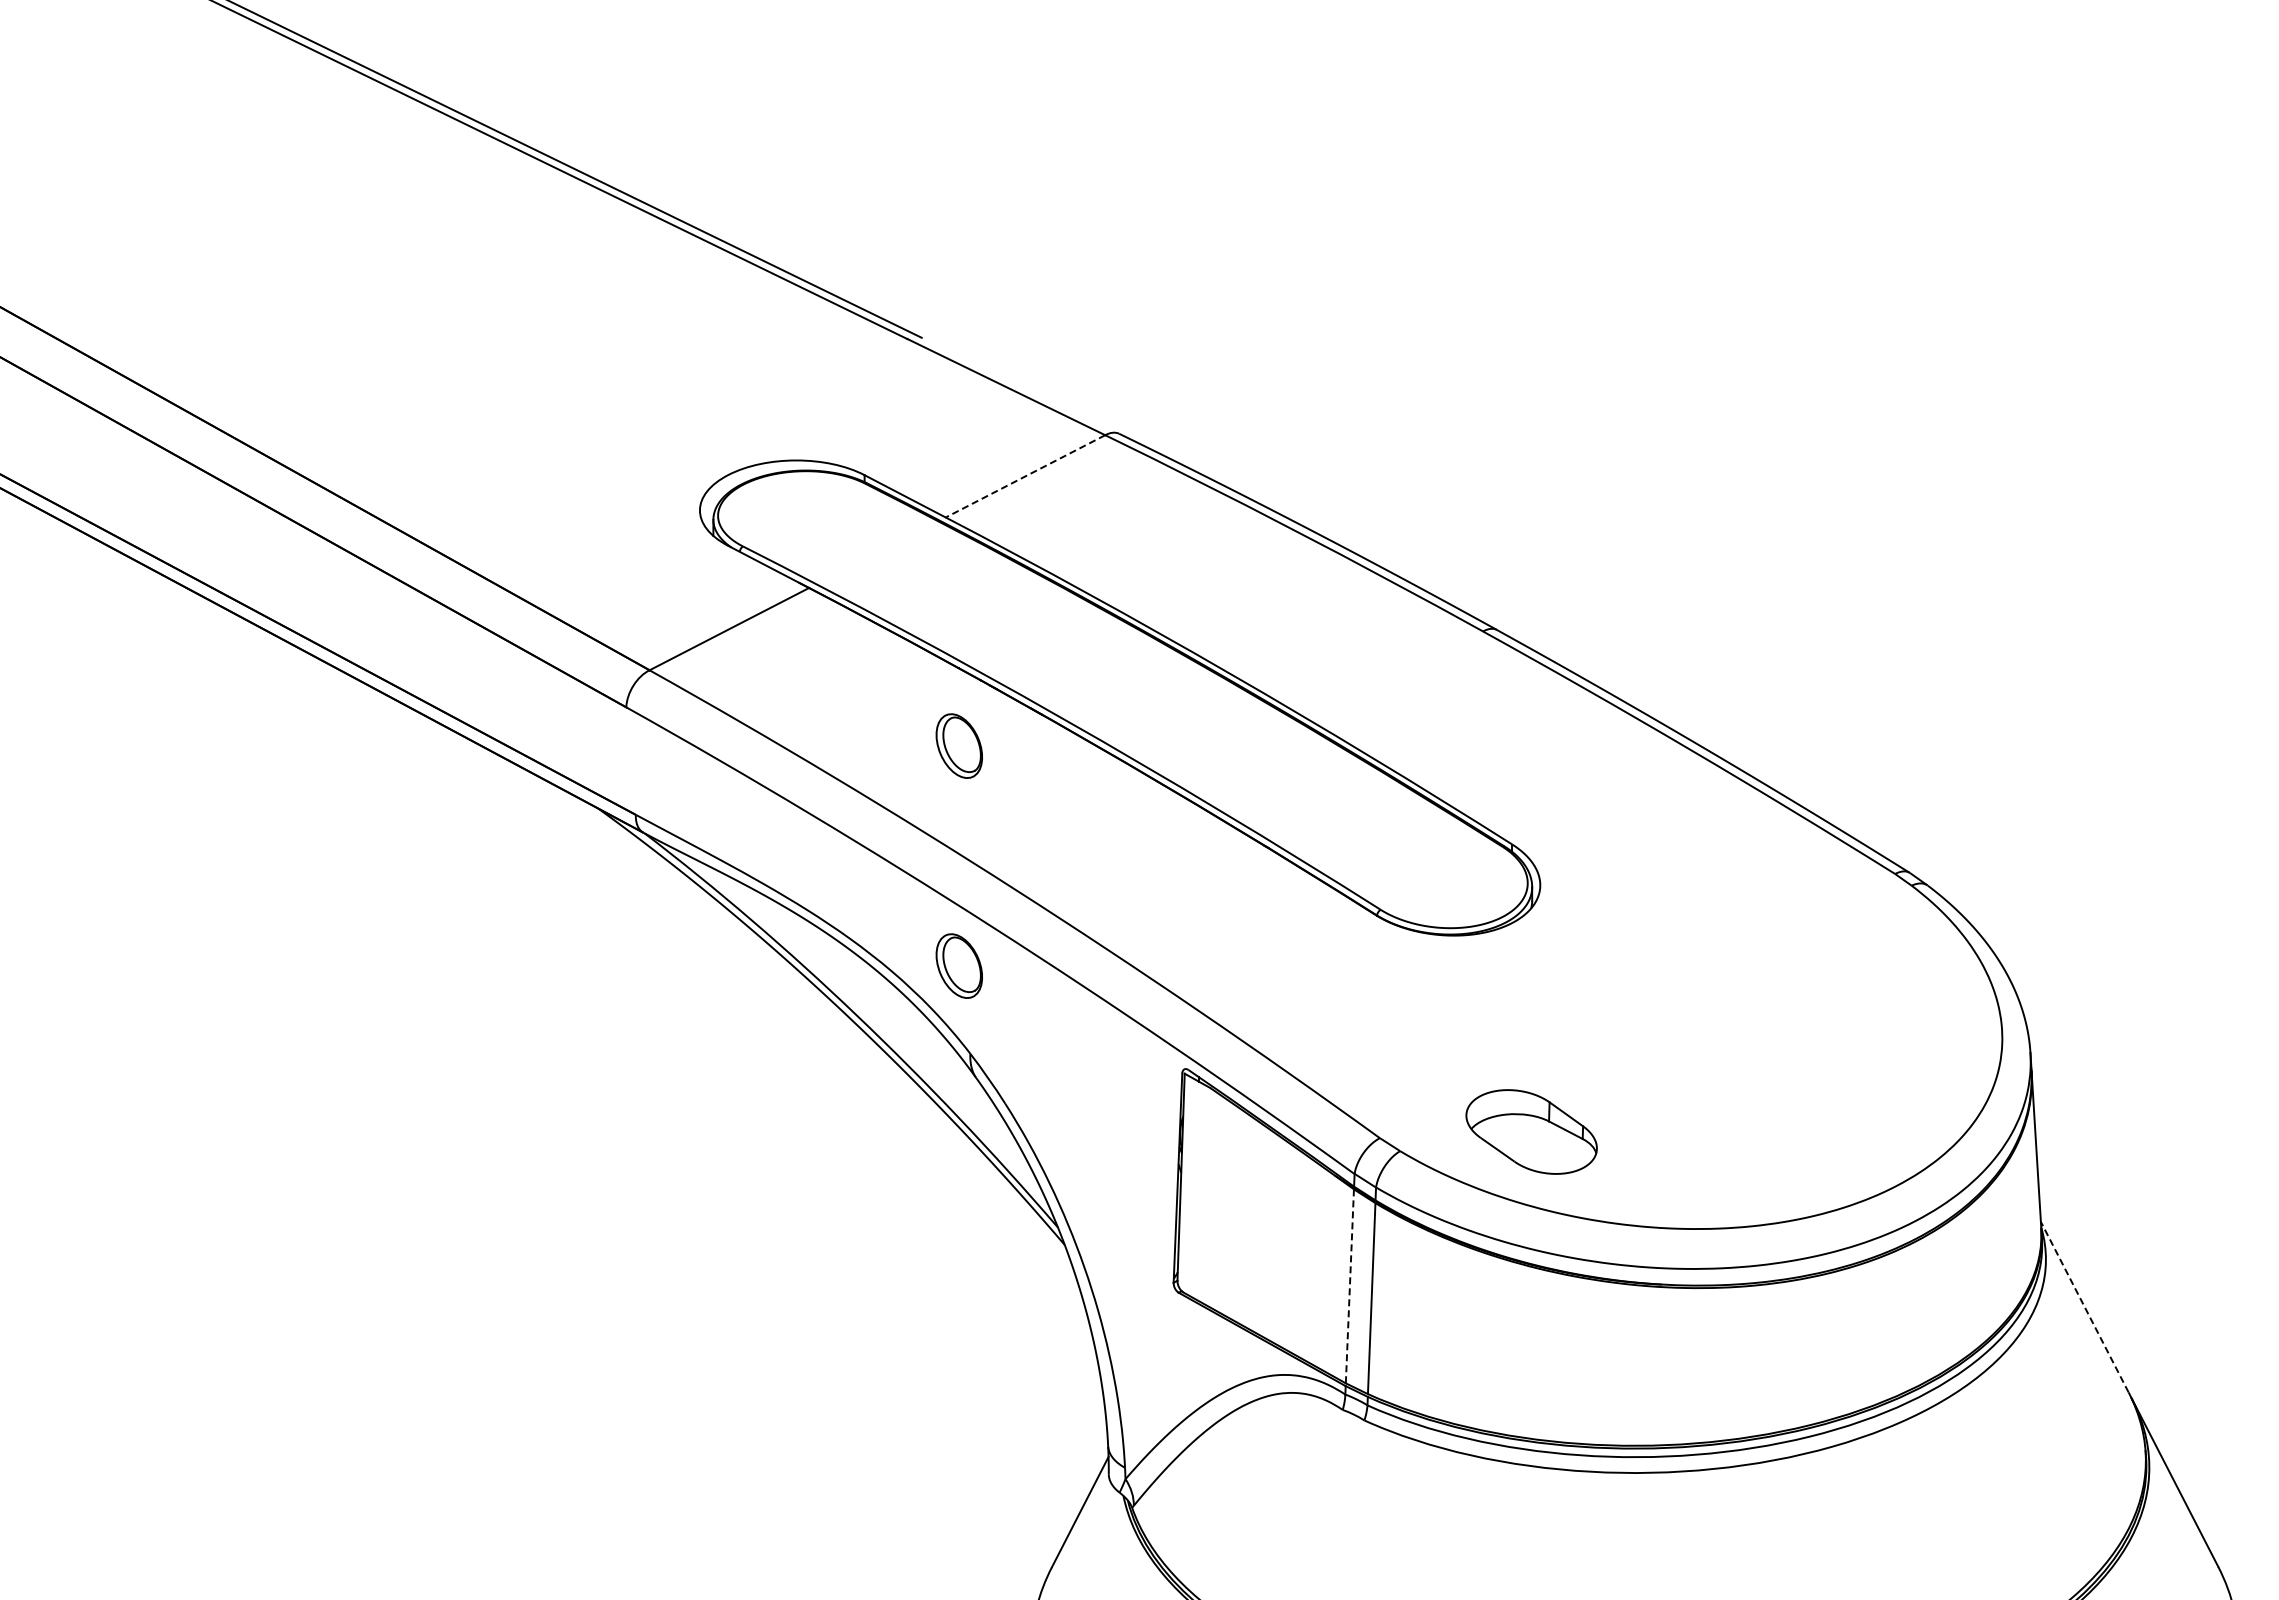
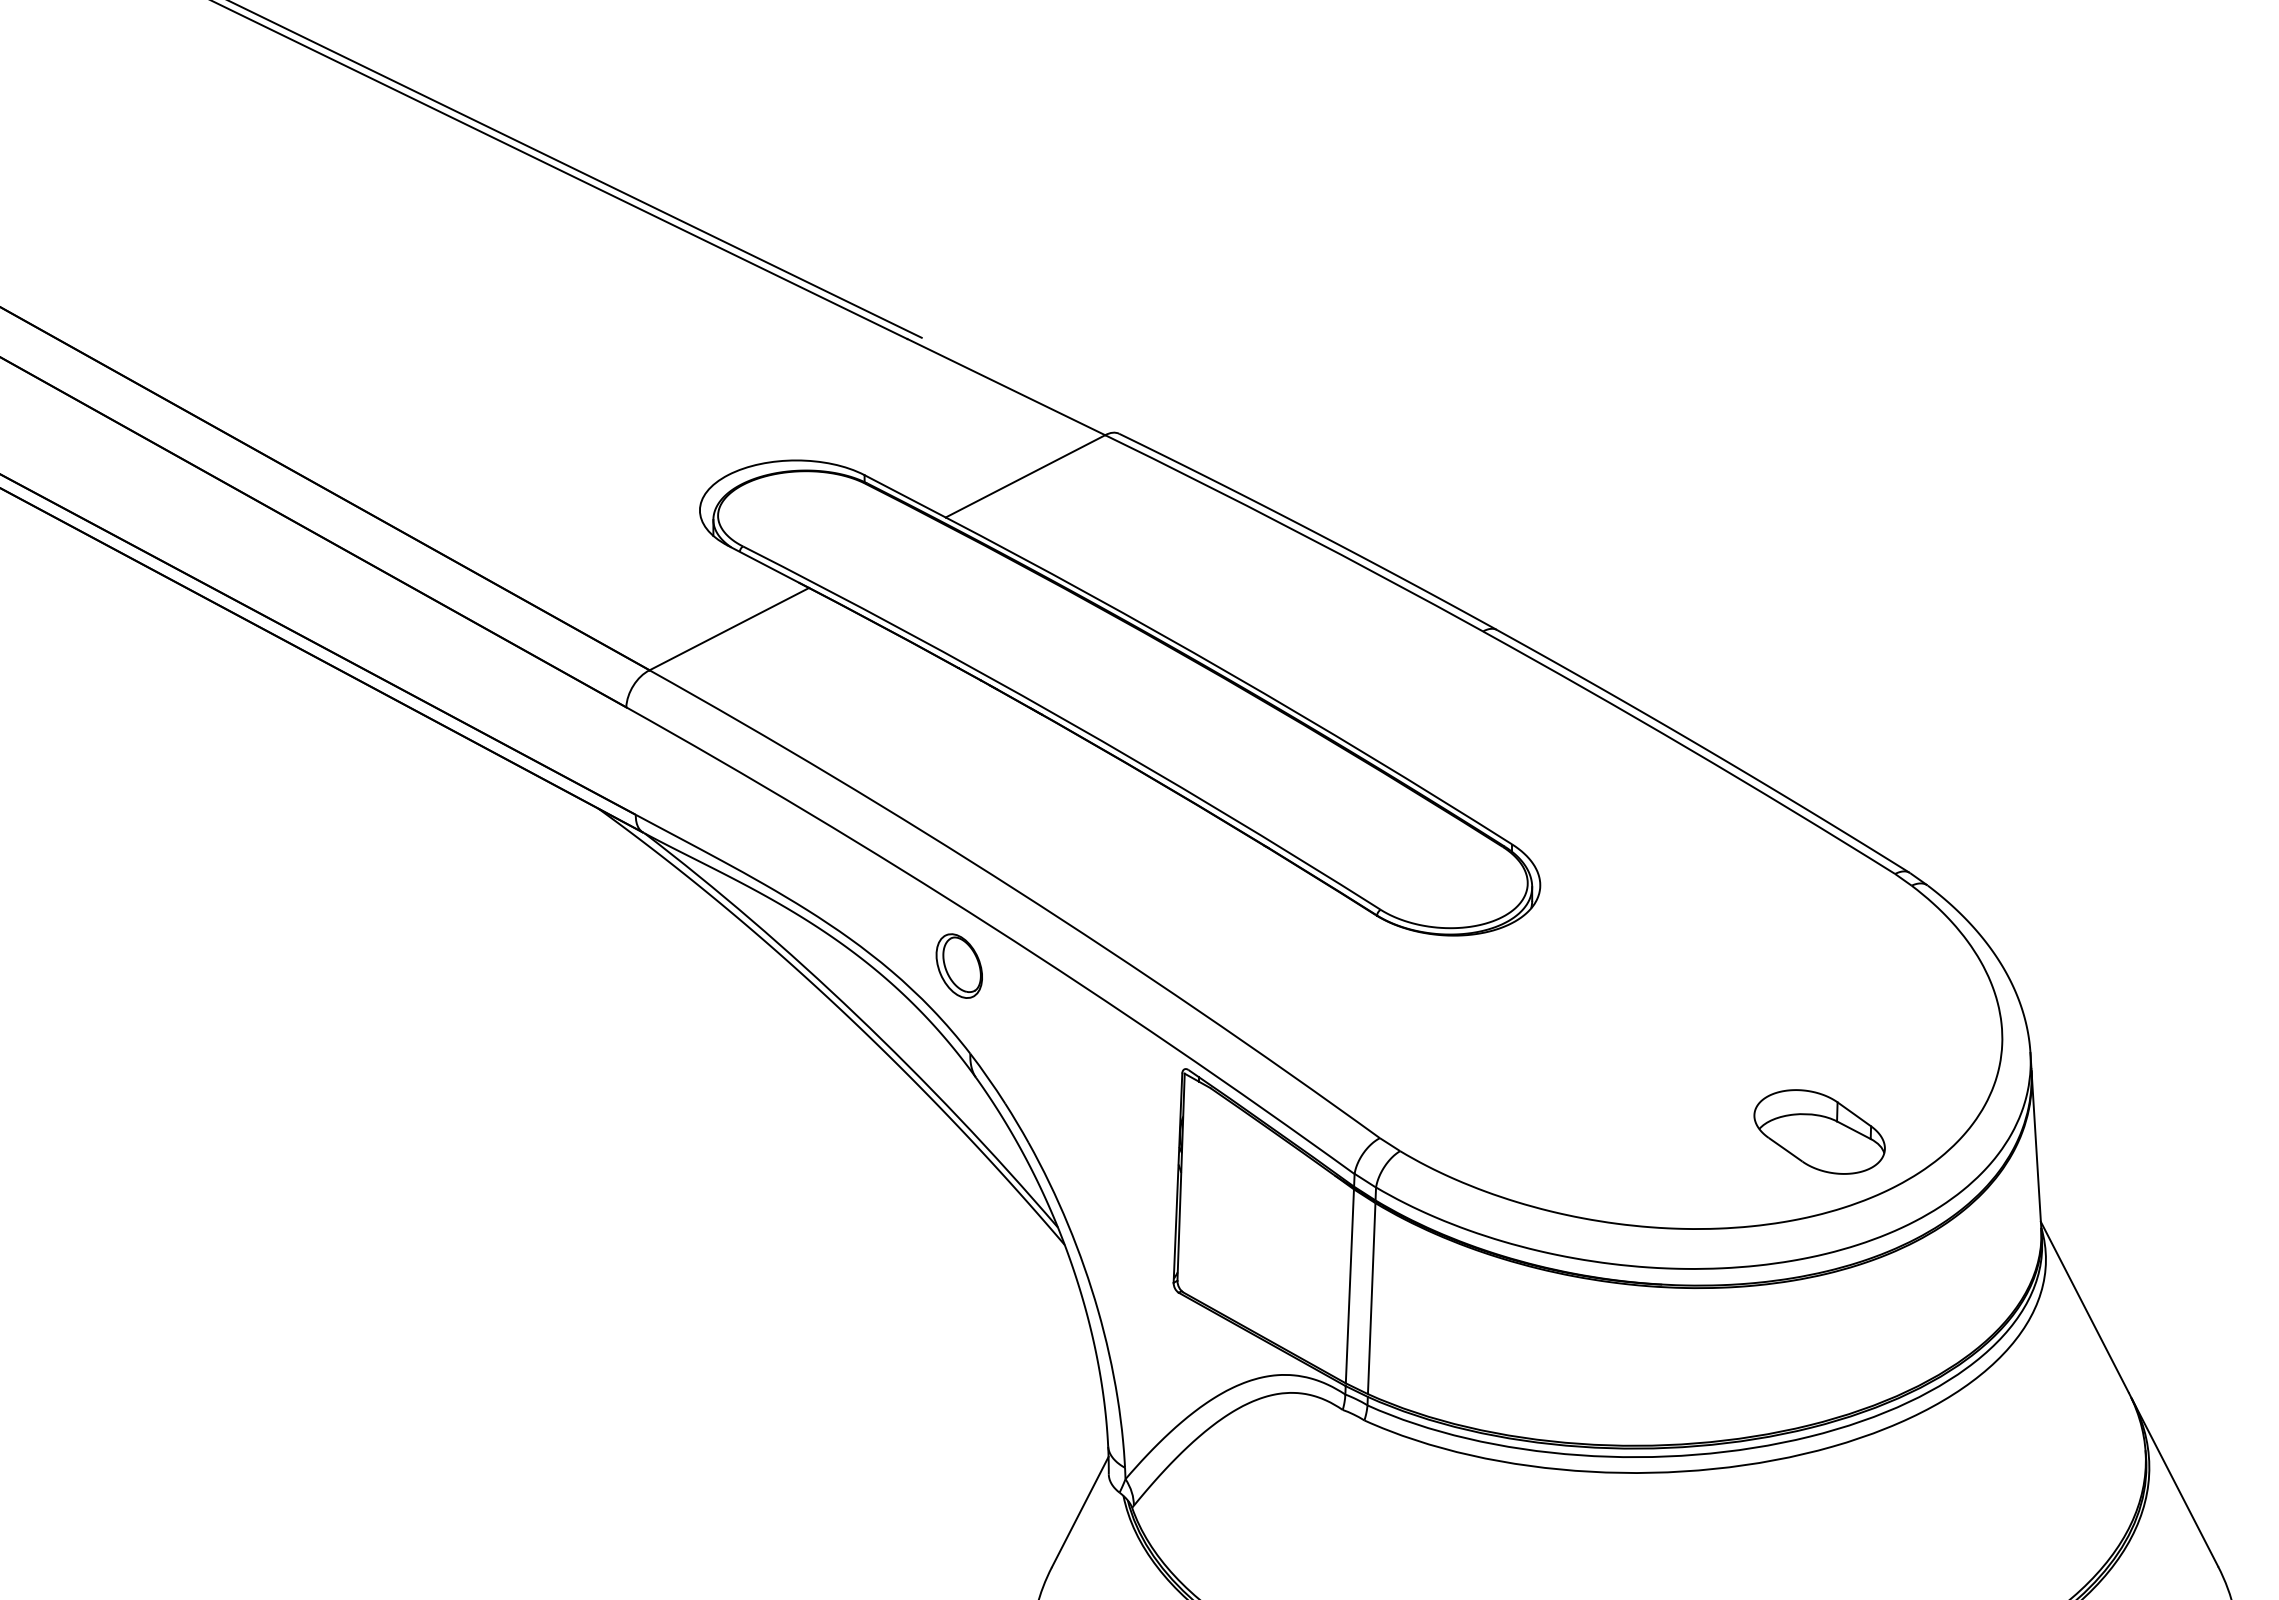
line: dashed -> solid (1025, 476)
part: present -> none (958, 745)
part position: (1531, 1131) -> (1819, 1131) (1819, 1131)
line: dashed -> solid (1349, 1286)
line: dashed -> solid (2084, 1307)
